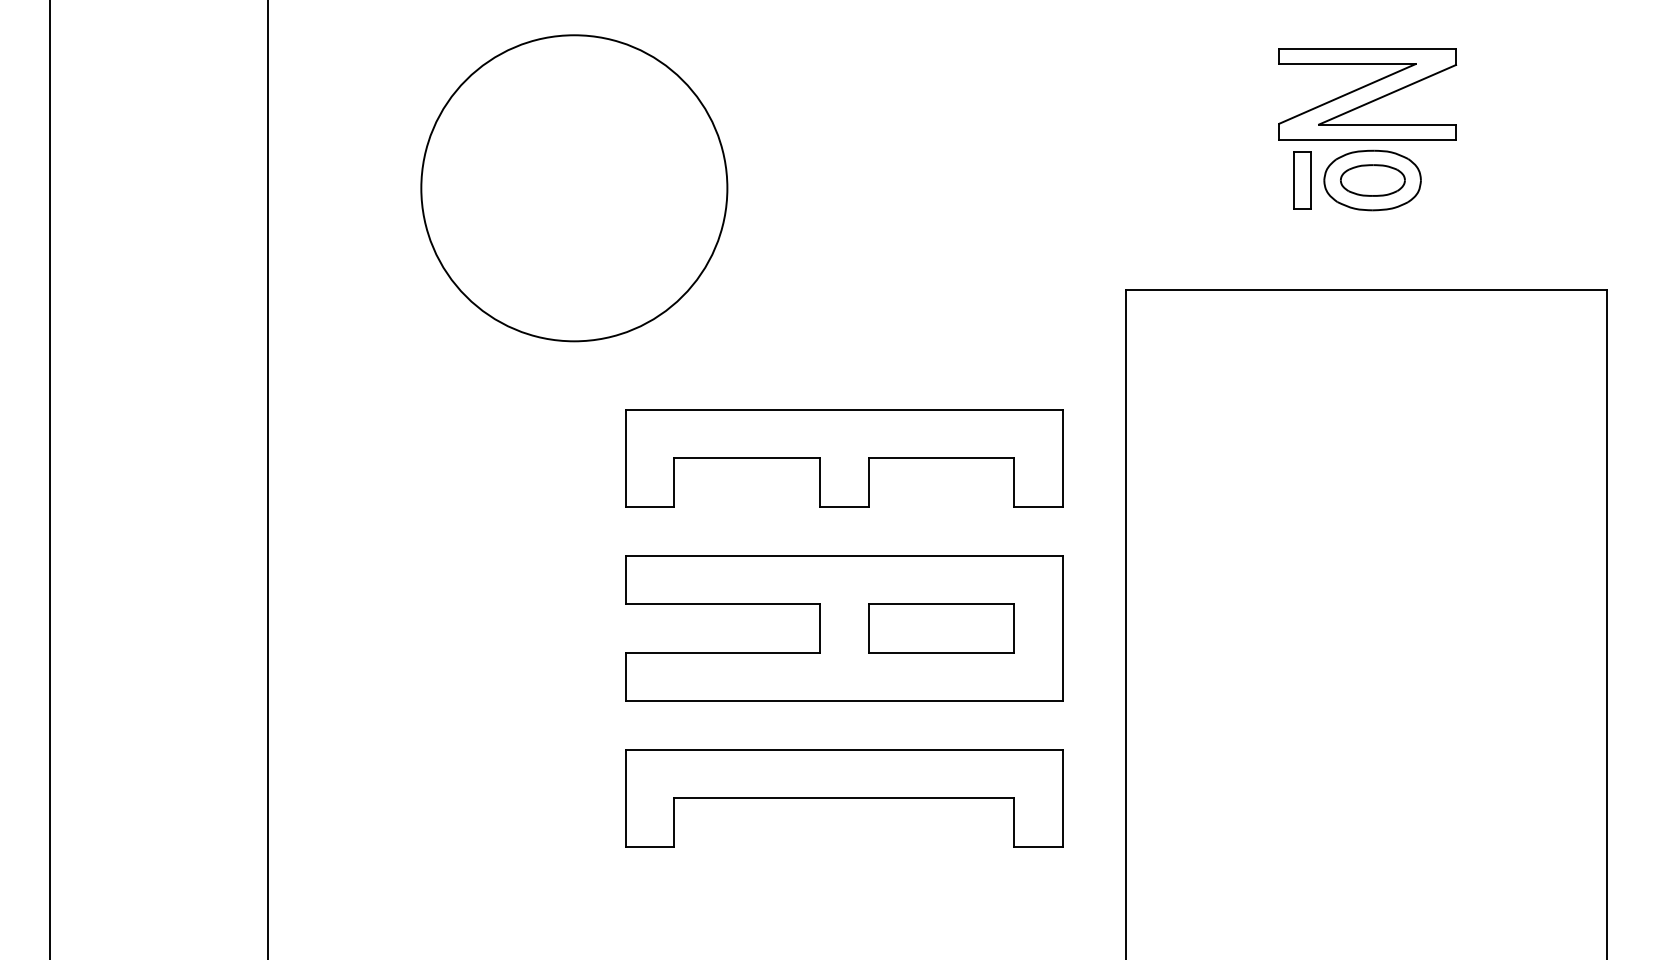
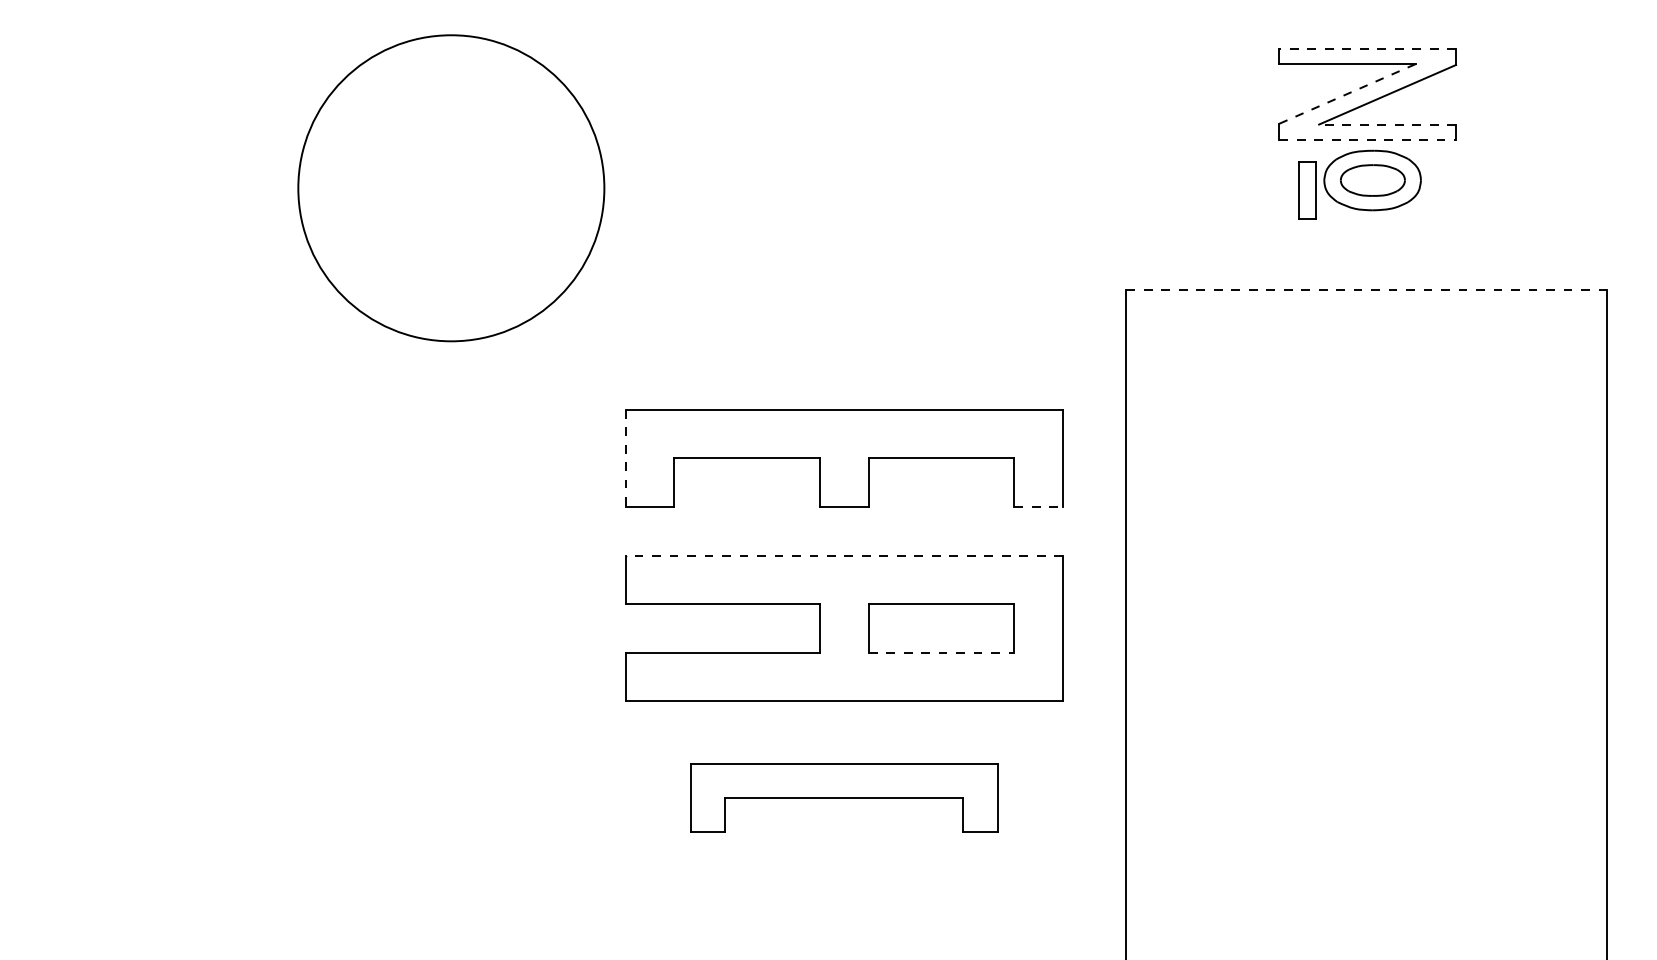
line: solid -> dashed (1367, 49)
line: solid -> dashed (1347, 94)
line: solid -> dashed (1387, 124)
line: solid -> dashed (1368, 139)
part position: (1302, 180) -> (1307, 190) (1307, 190)
circle position: (574, 188) -> (451, 188) (451, 188)
line: solid -> dashed (1366, 290)
line: solid -> dashed (625, 458)
line: present -> none (49, 479)
line: present -> none (268, 479)
line: solid -> dashed (1039, 507)
line: solid -> dashed (844, 555)
line: solid -> dashed (941, 652)
part size: 439x99 px -> 309x70 px (844, 797)
